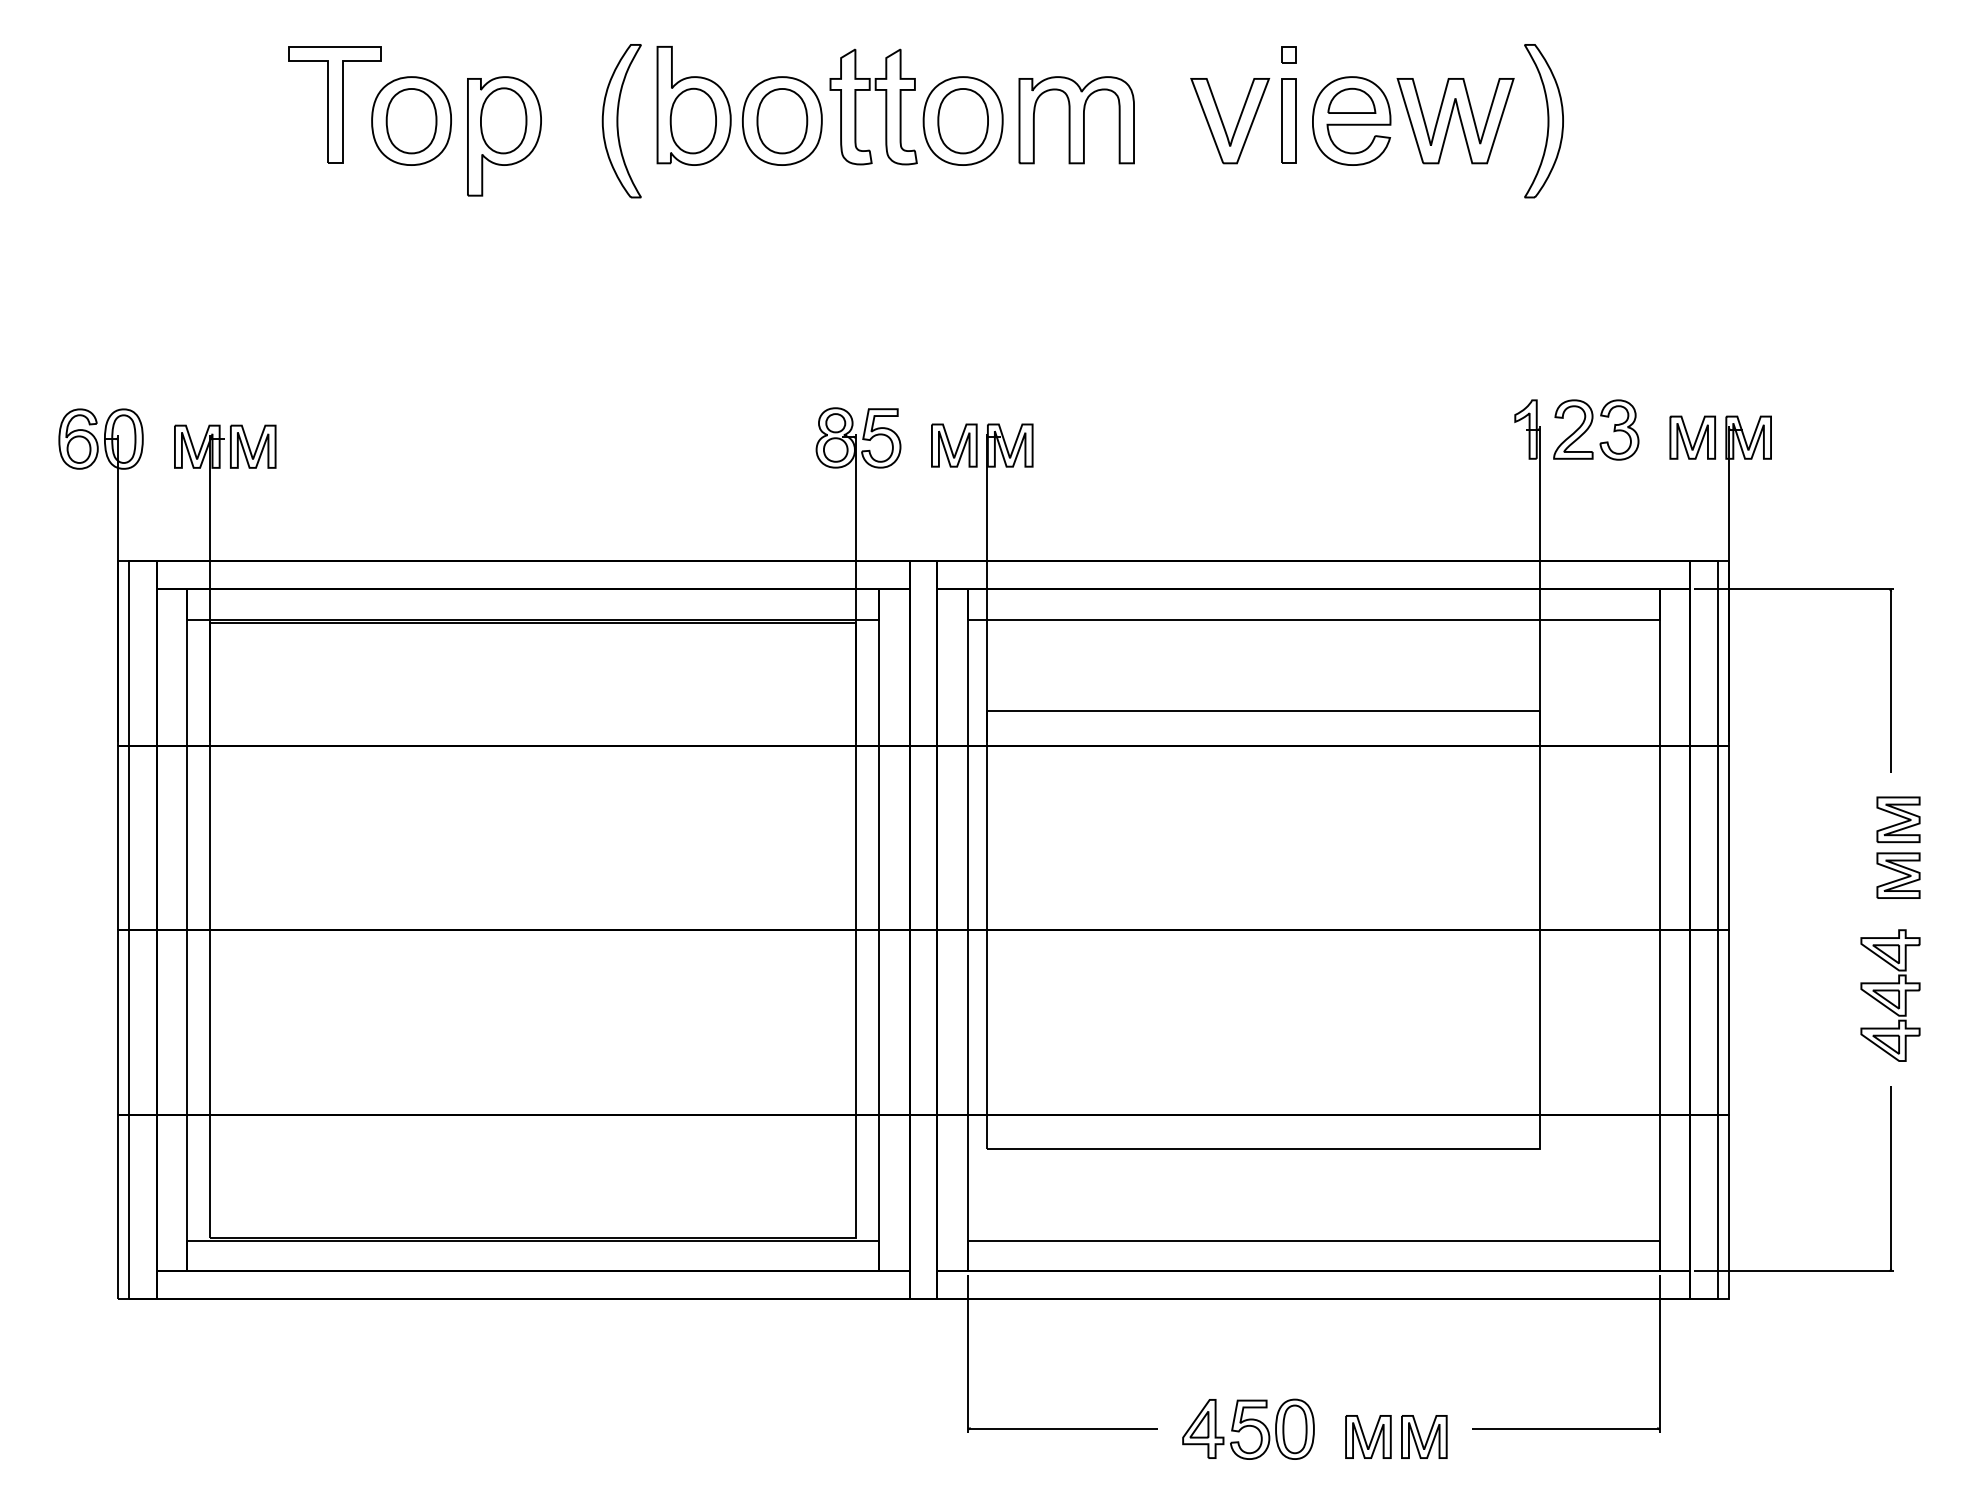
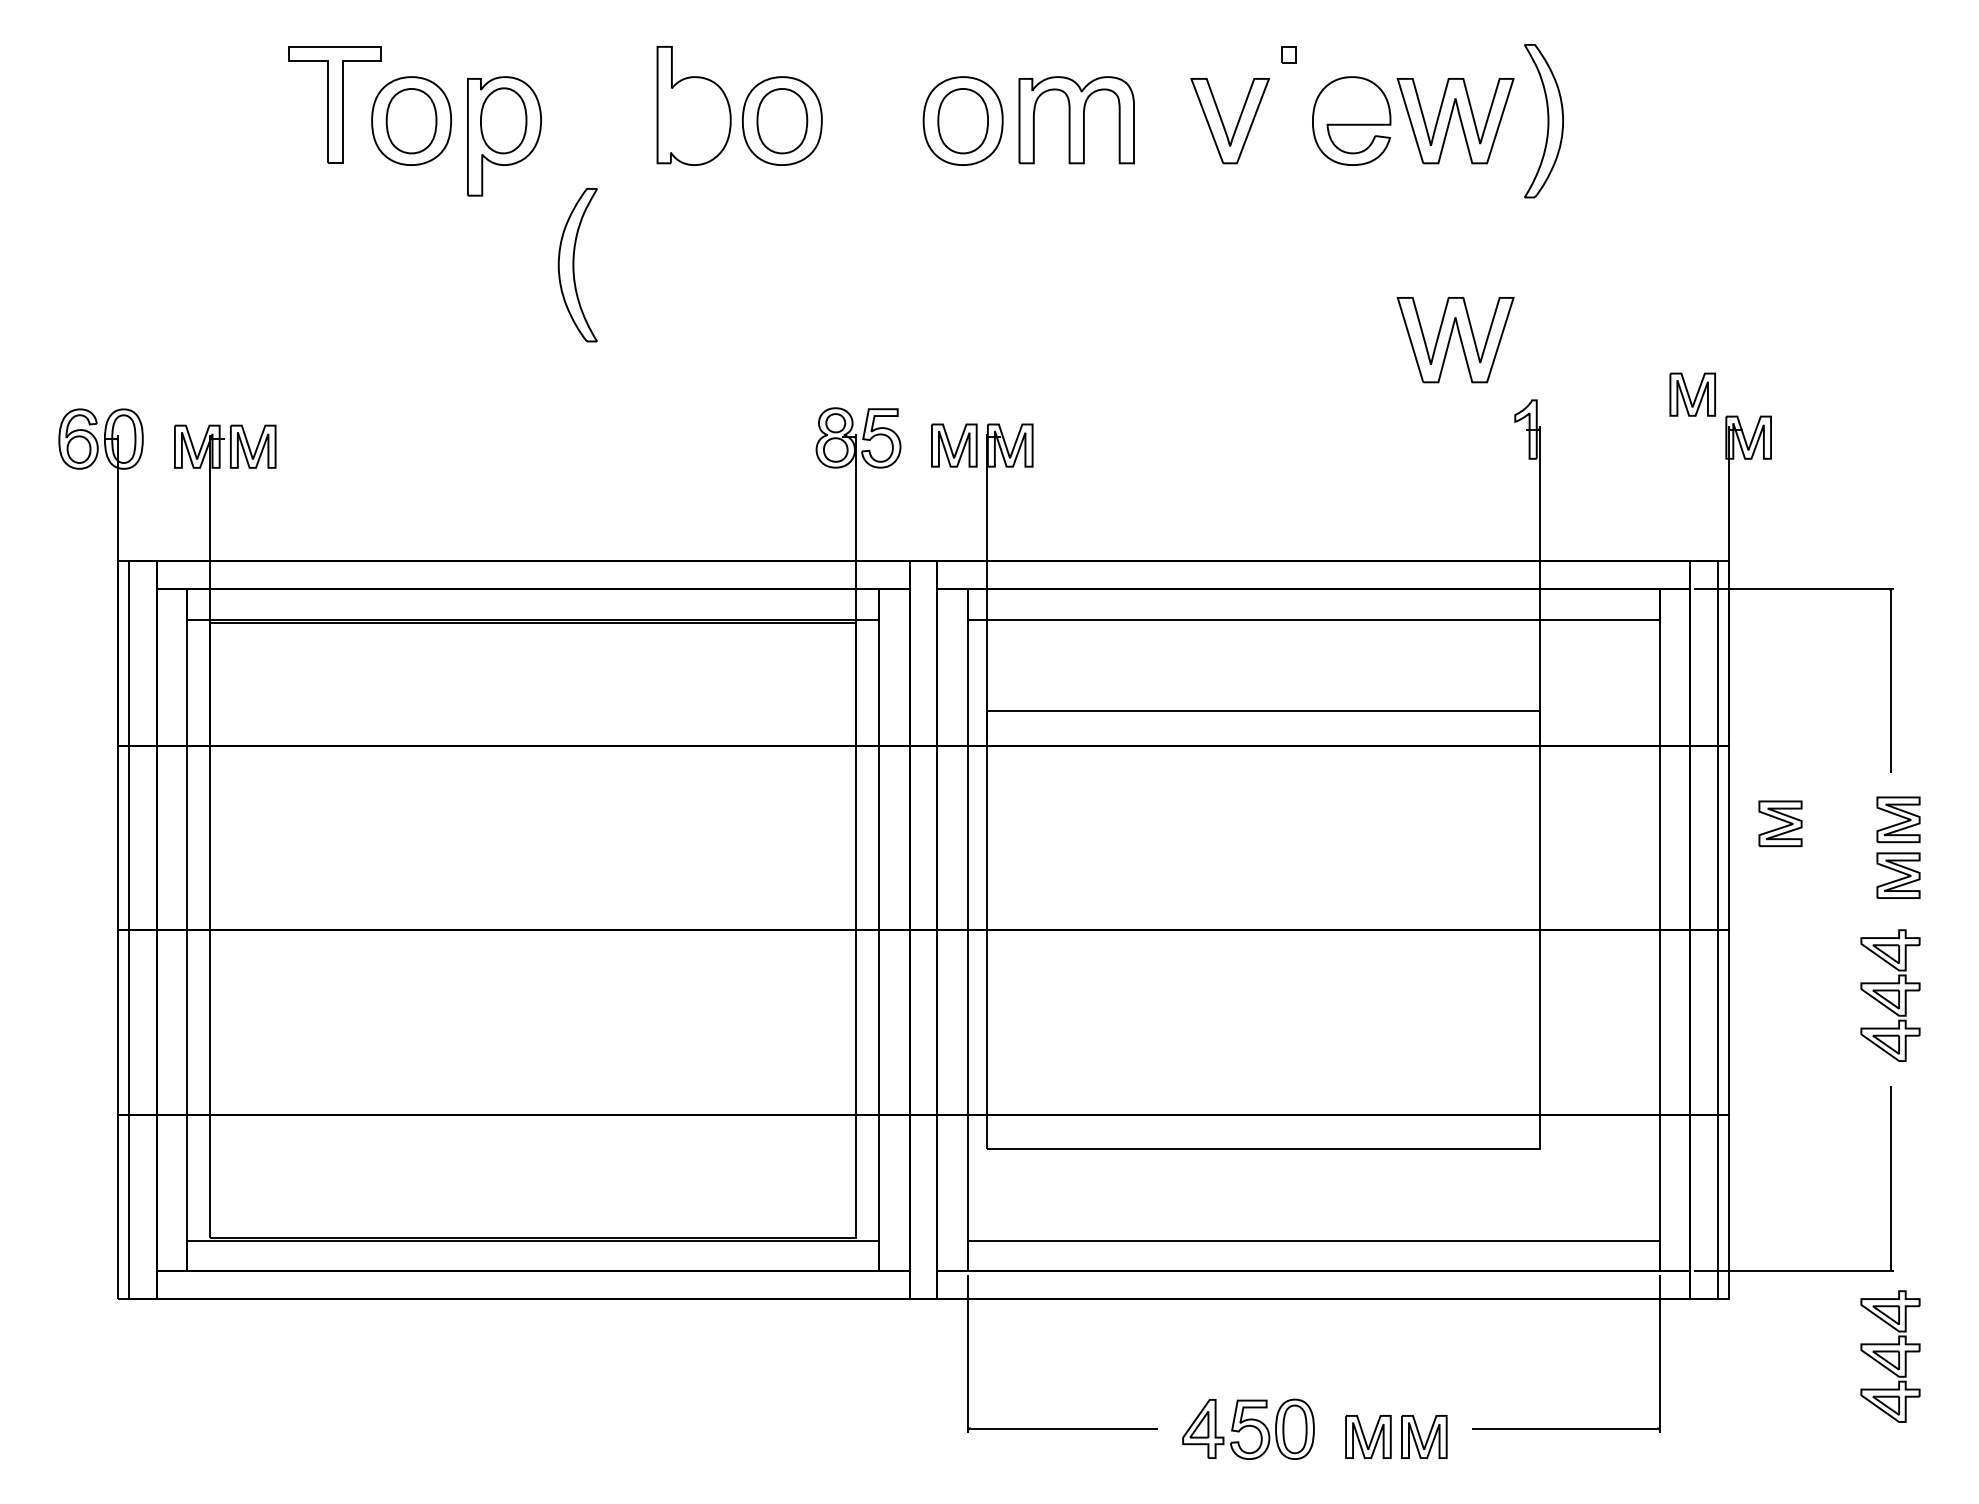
part: present -> none (1351, 100)
part: present -> none (885, 106)
part: present -> none (692, 120)
part: present -> none (1288, 120)
part position: (621, 121) -> (577, 265) (577, 265)
part: none -> present (1455, 340)
part: present -> none (1591, 425)
part position: (1692, 437) -> (1692, 394) (1692, 394)
part: none -> present (1780, 823)
part: none -> present (1890, 1356)
